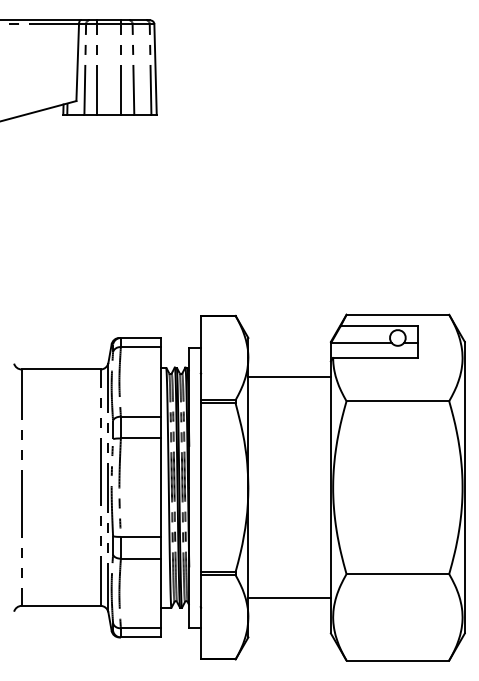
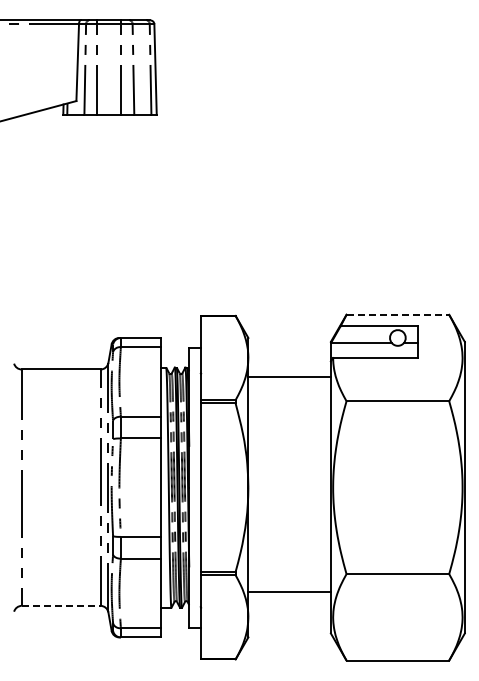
line: solid -> dashed (398, 314)
line position: (289, 598) -> (289, 592) (289, 592)
line: solid -> dashed (61, 605)
